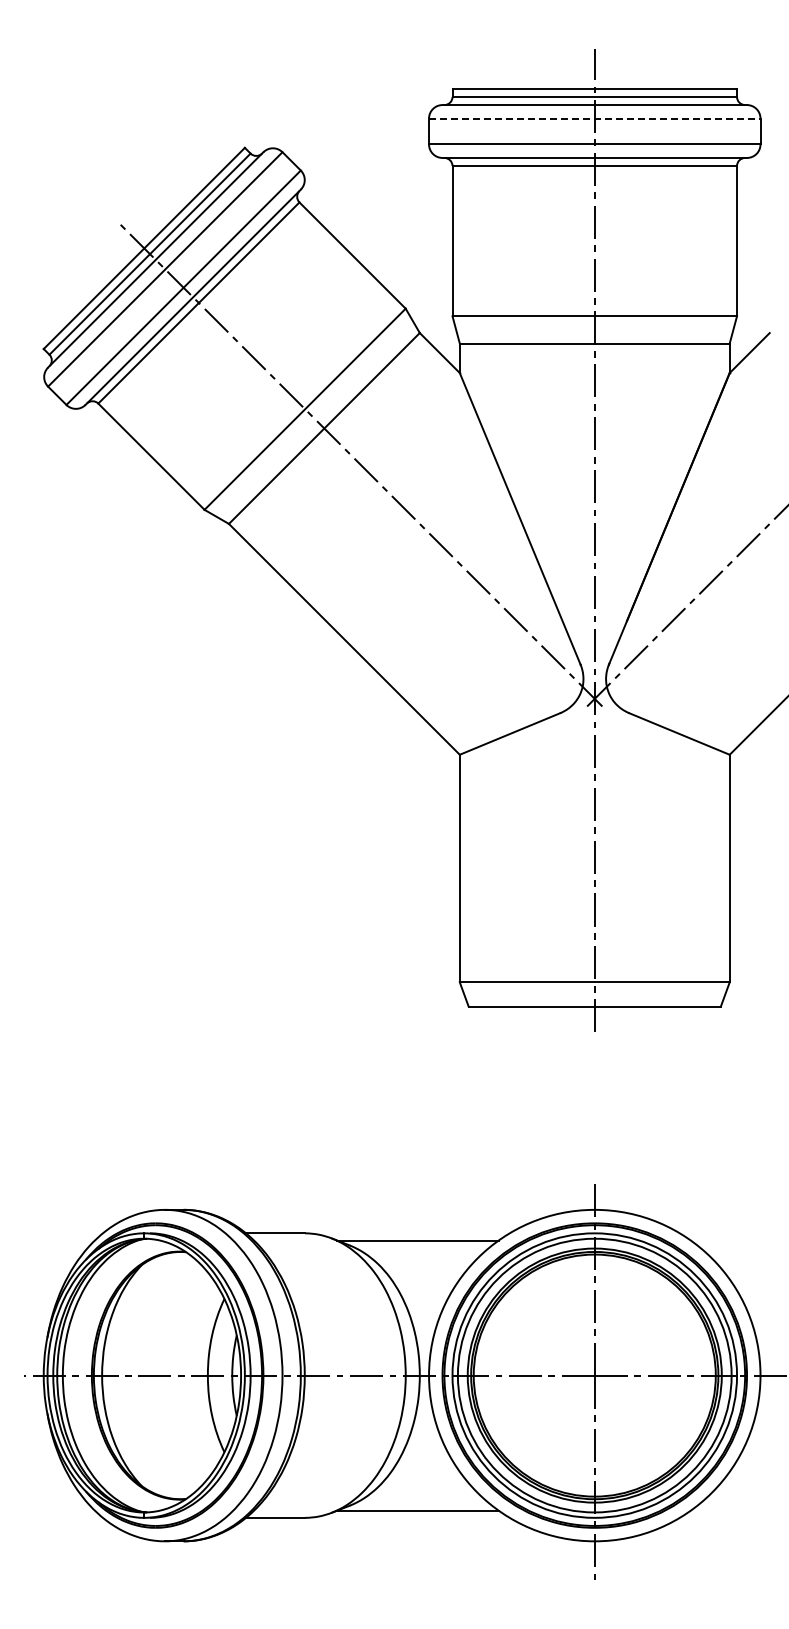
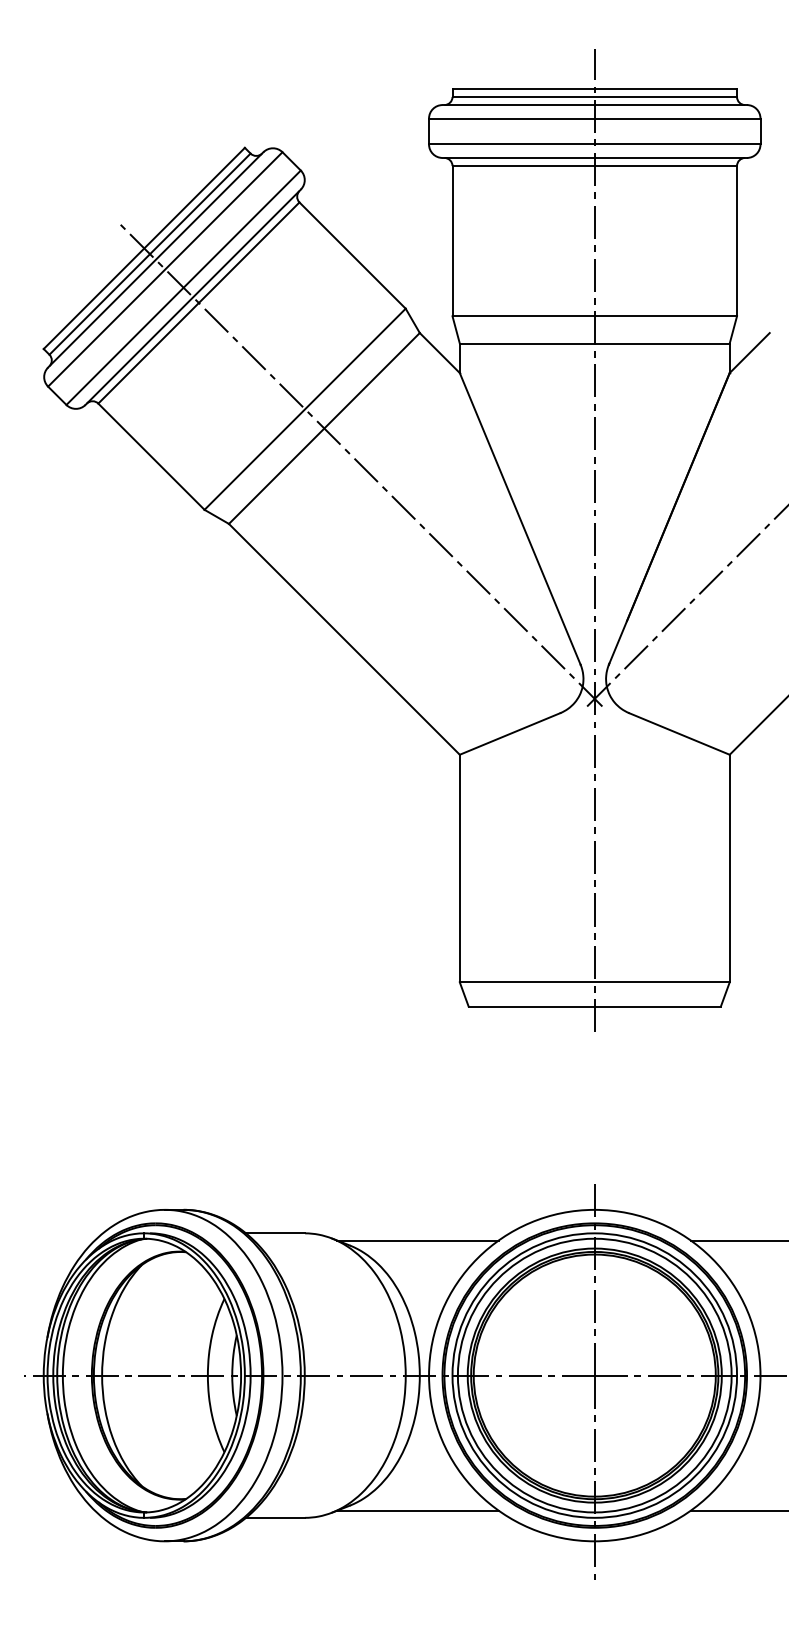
line: dashed -> solid (594, 118)
line: none -> present (737, 1240)
line: none -> present (737, 1510)
